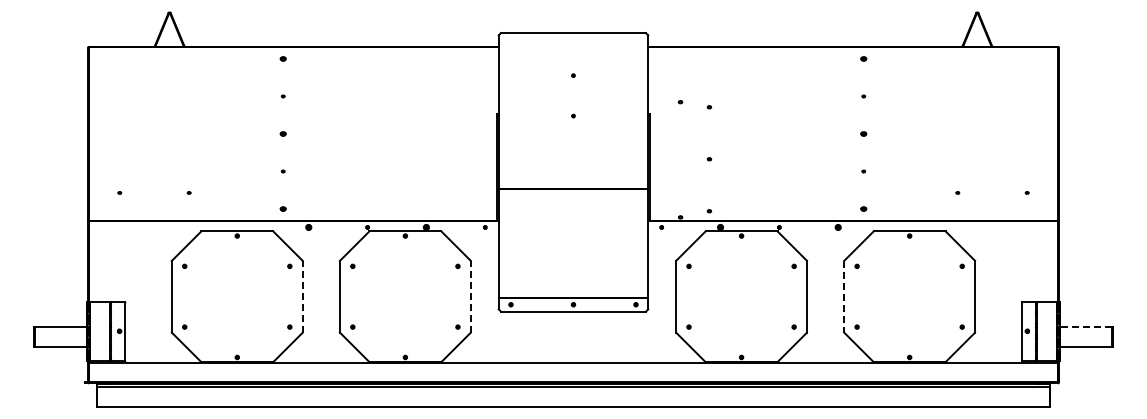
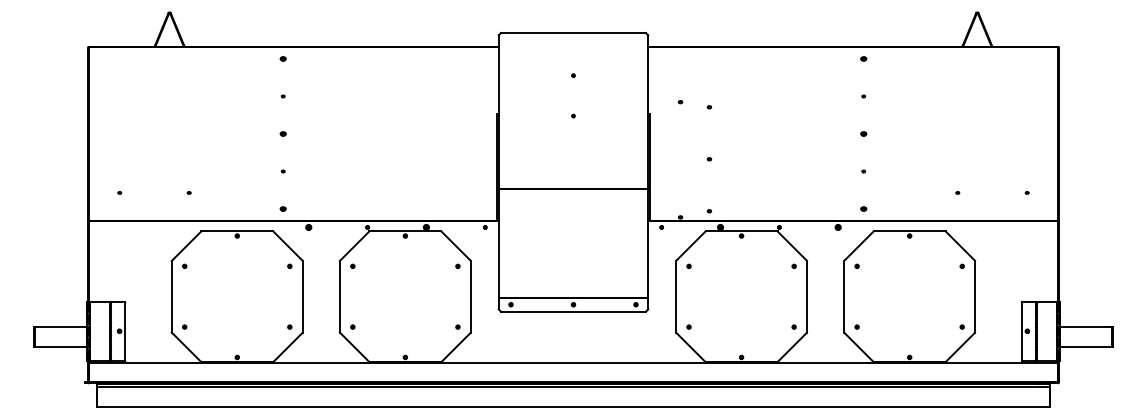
line: dashed -> solid (302, 296)
line: dashed -> solid (470, 296)
line: dashed -> solid (844, 296)
line: dashed -> solid (1085, 326)
